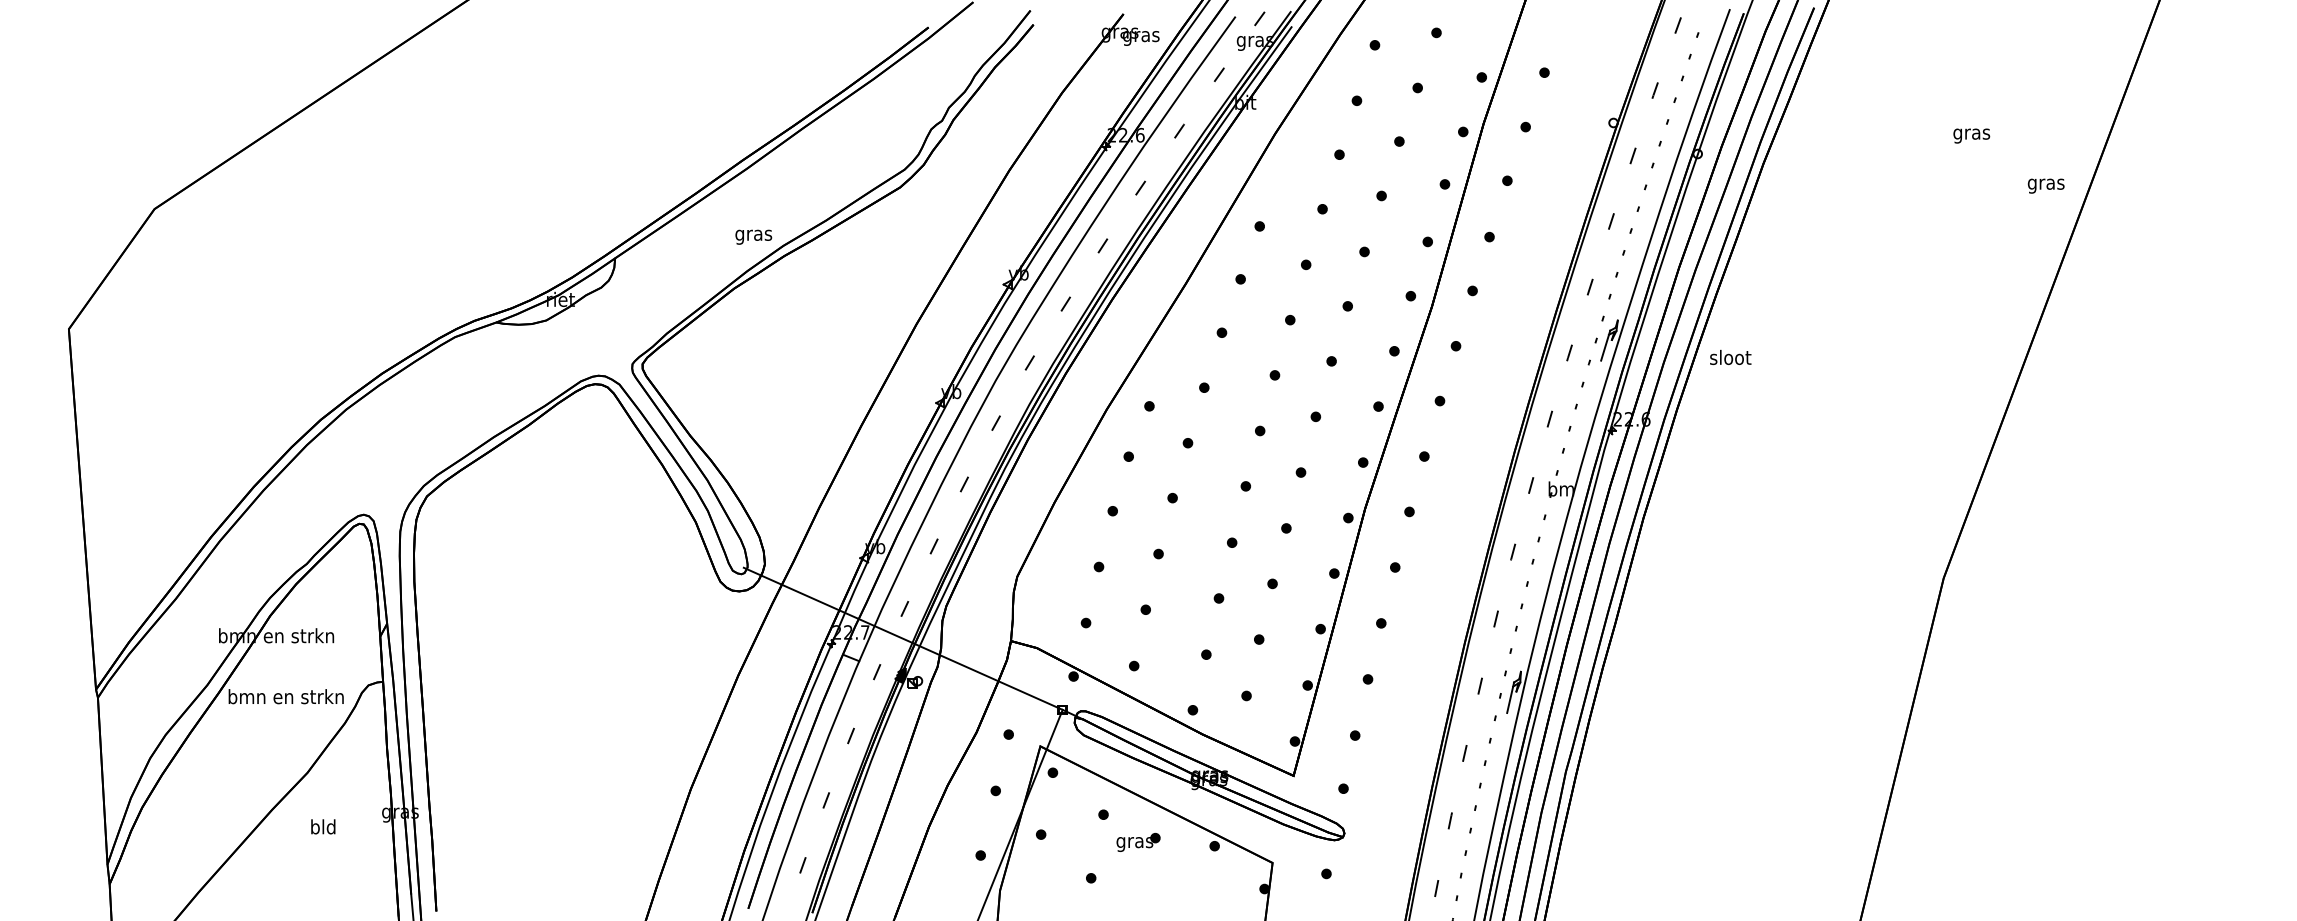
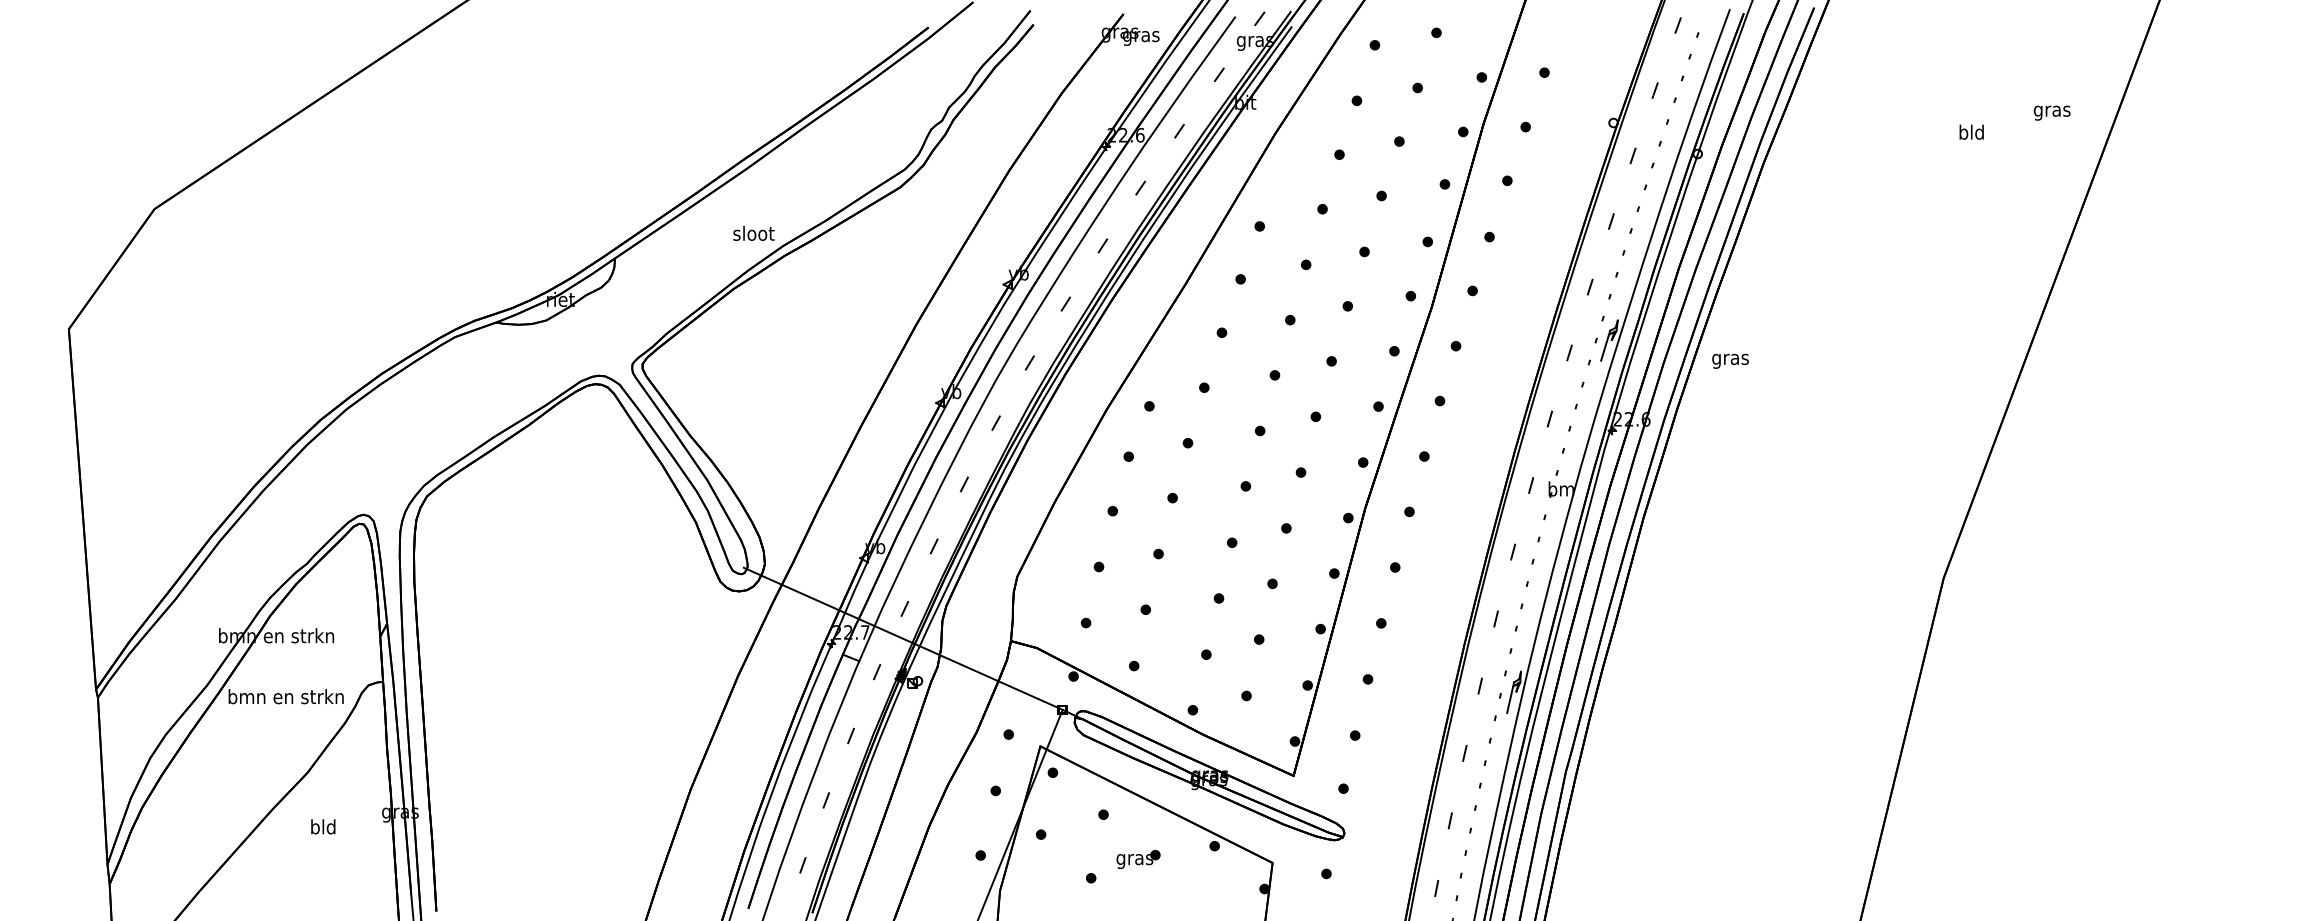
text: gras -> bld (1971, 133)
text position: (2045, 185) -> (2051, 112) (2051, 112)
text: gras -> sloot (753, 234)
text: sloot -> gras (1730, 358)
part position: (1138, 841) -> (1138, 858) (1138, 858)
